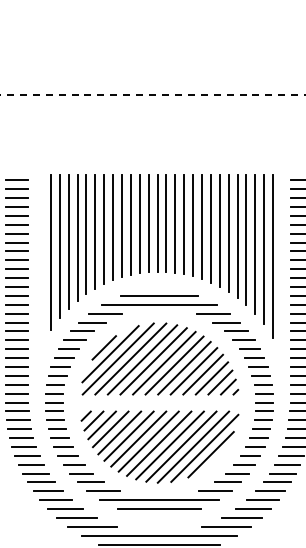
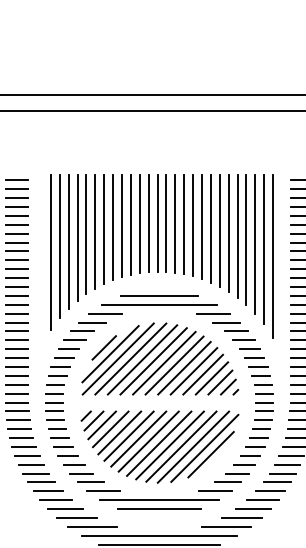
line: dashed -> solid (152, 94)
line: none -> present (152, 110)
